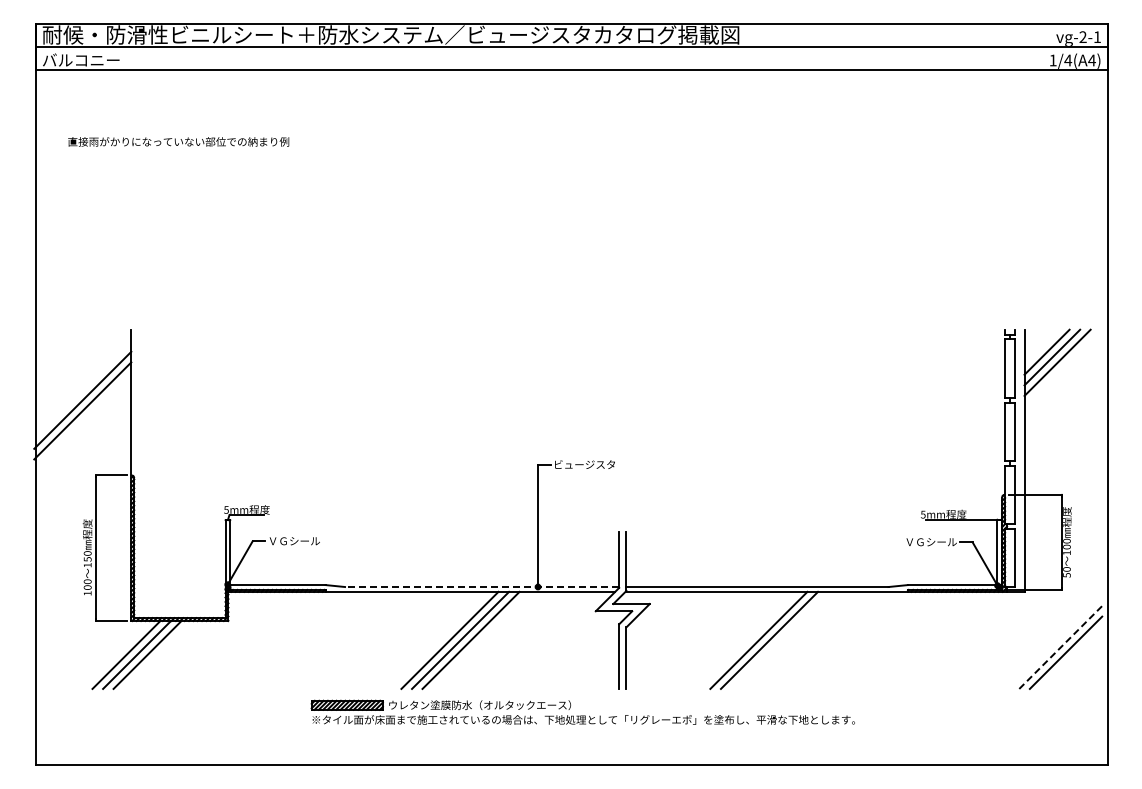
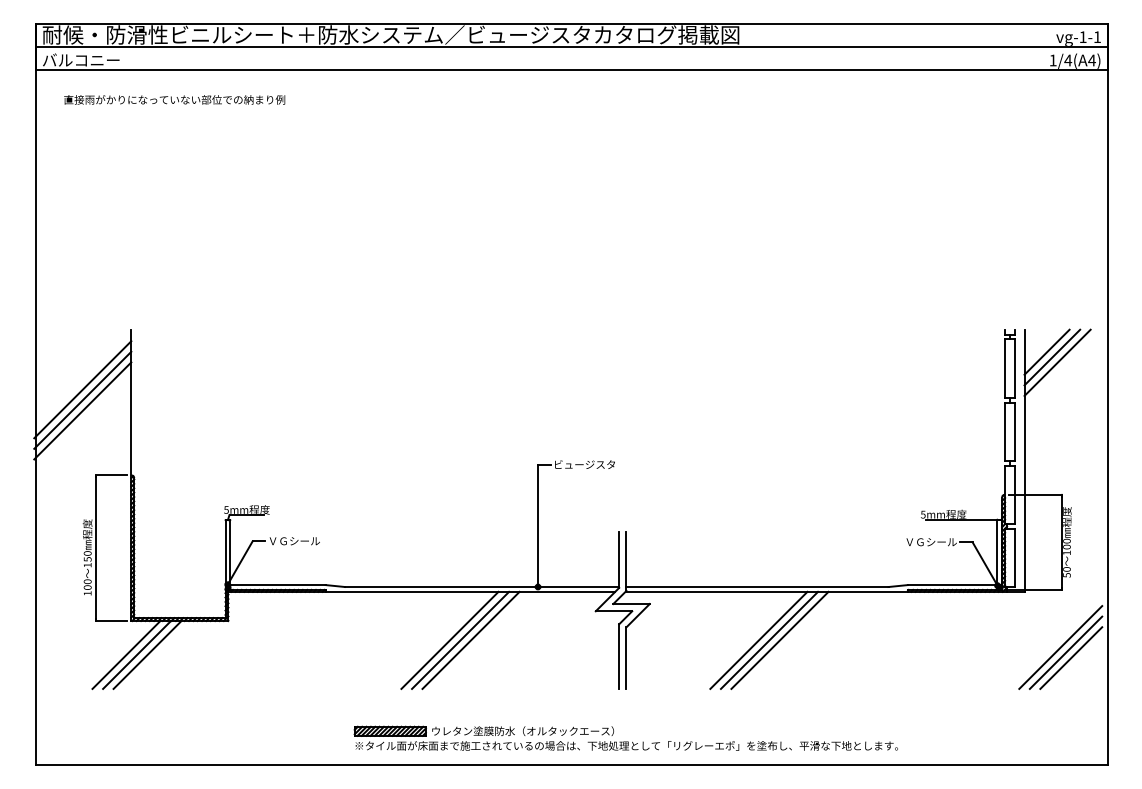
text: vg-2-1 -> vg-1-1 (1082, 36)
text position: (178, 141) -> (174, 99) (174, 99)
line: none -> present (82, 389)
line: dashed -> solid (481, 587)
line: none -> present (779, 639)
line: dashed -> solid (1060, 647)
line: none -> present (1071, 657)
part position: (582, 711) -> (625, 737) (625, 737)
